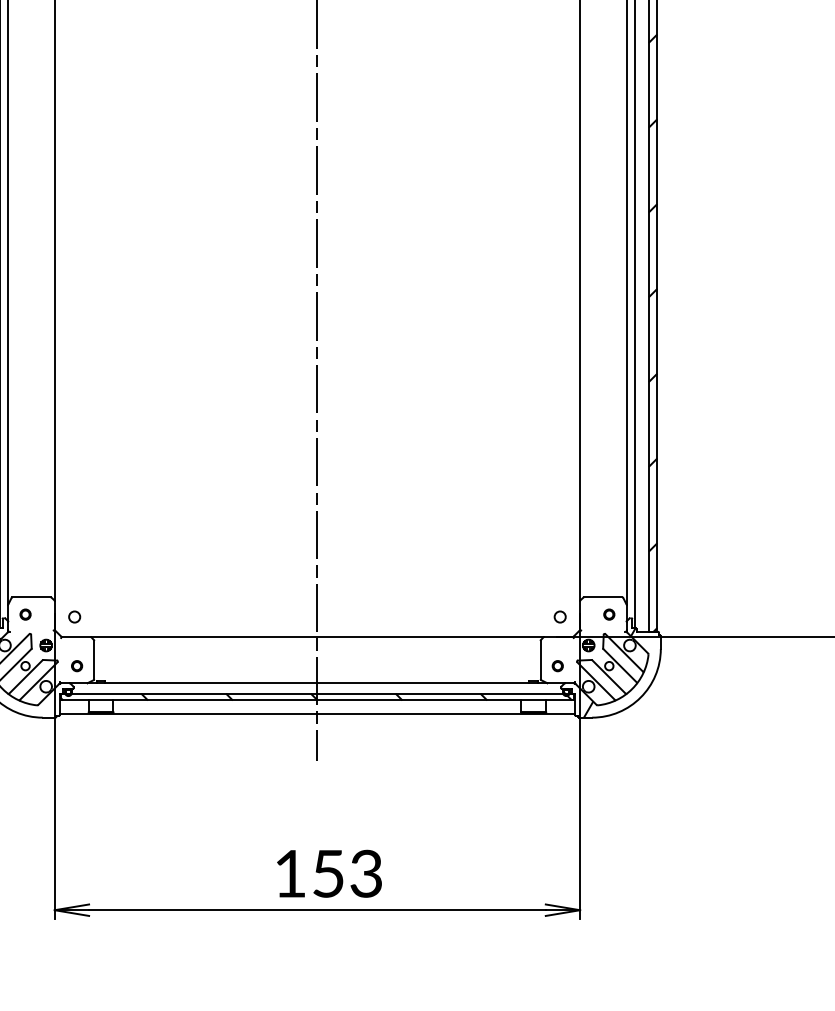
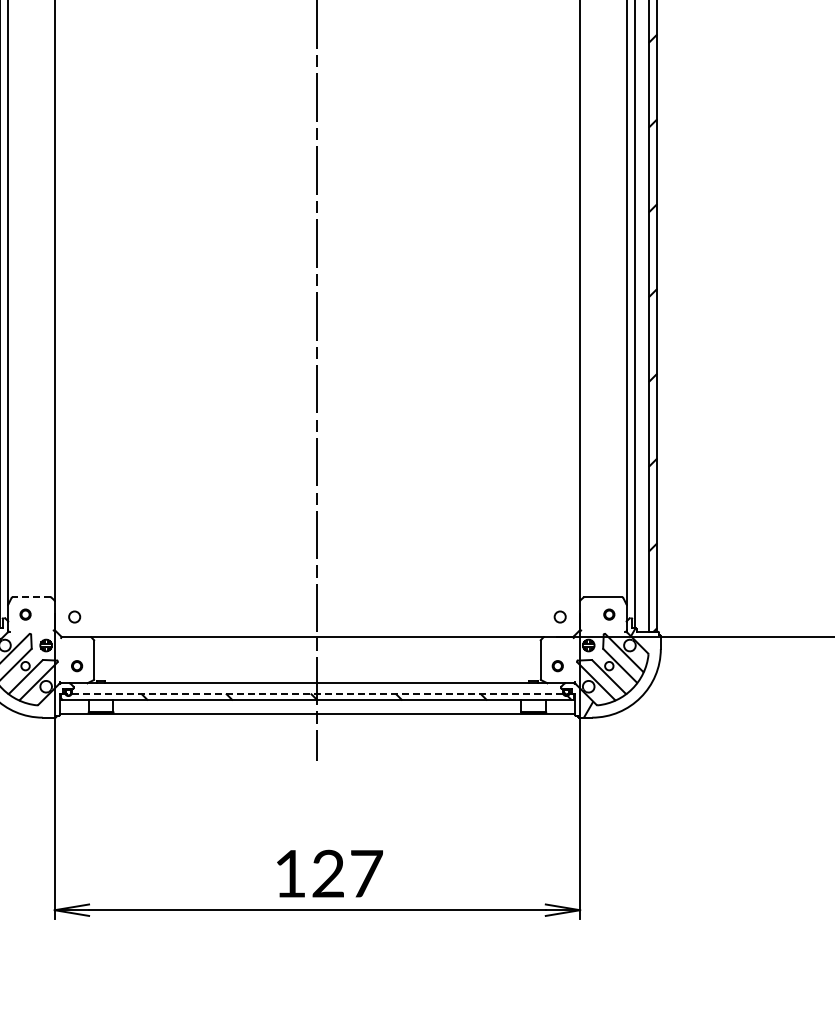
line: solid -> dashed (31, 597)
line: solid -> dashed (317, 693)
text: 153 -> 127 (347, 873)
